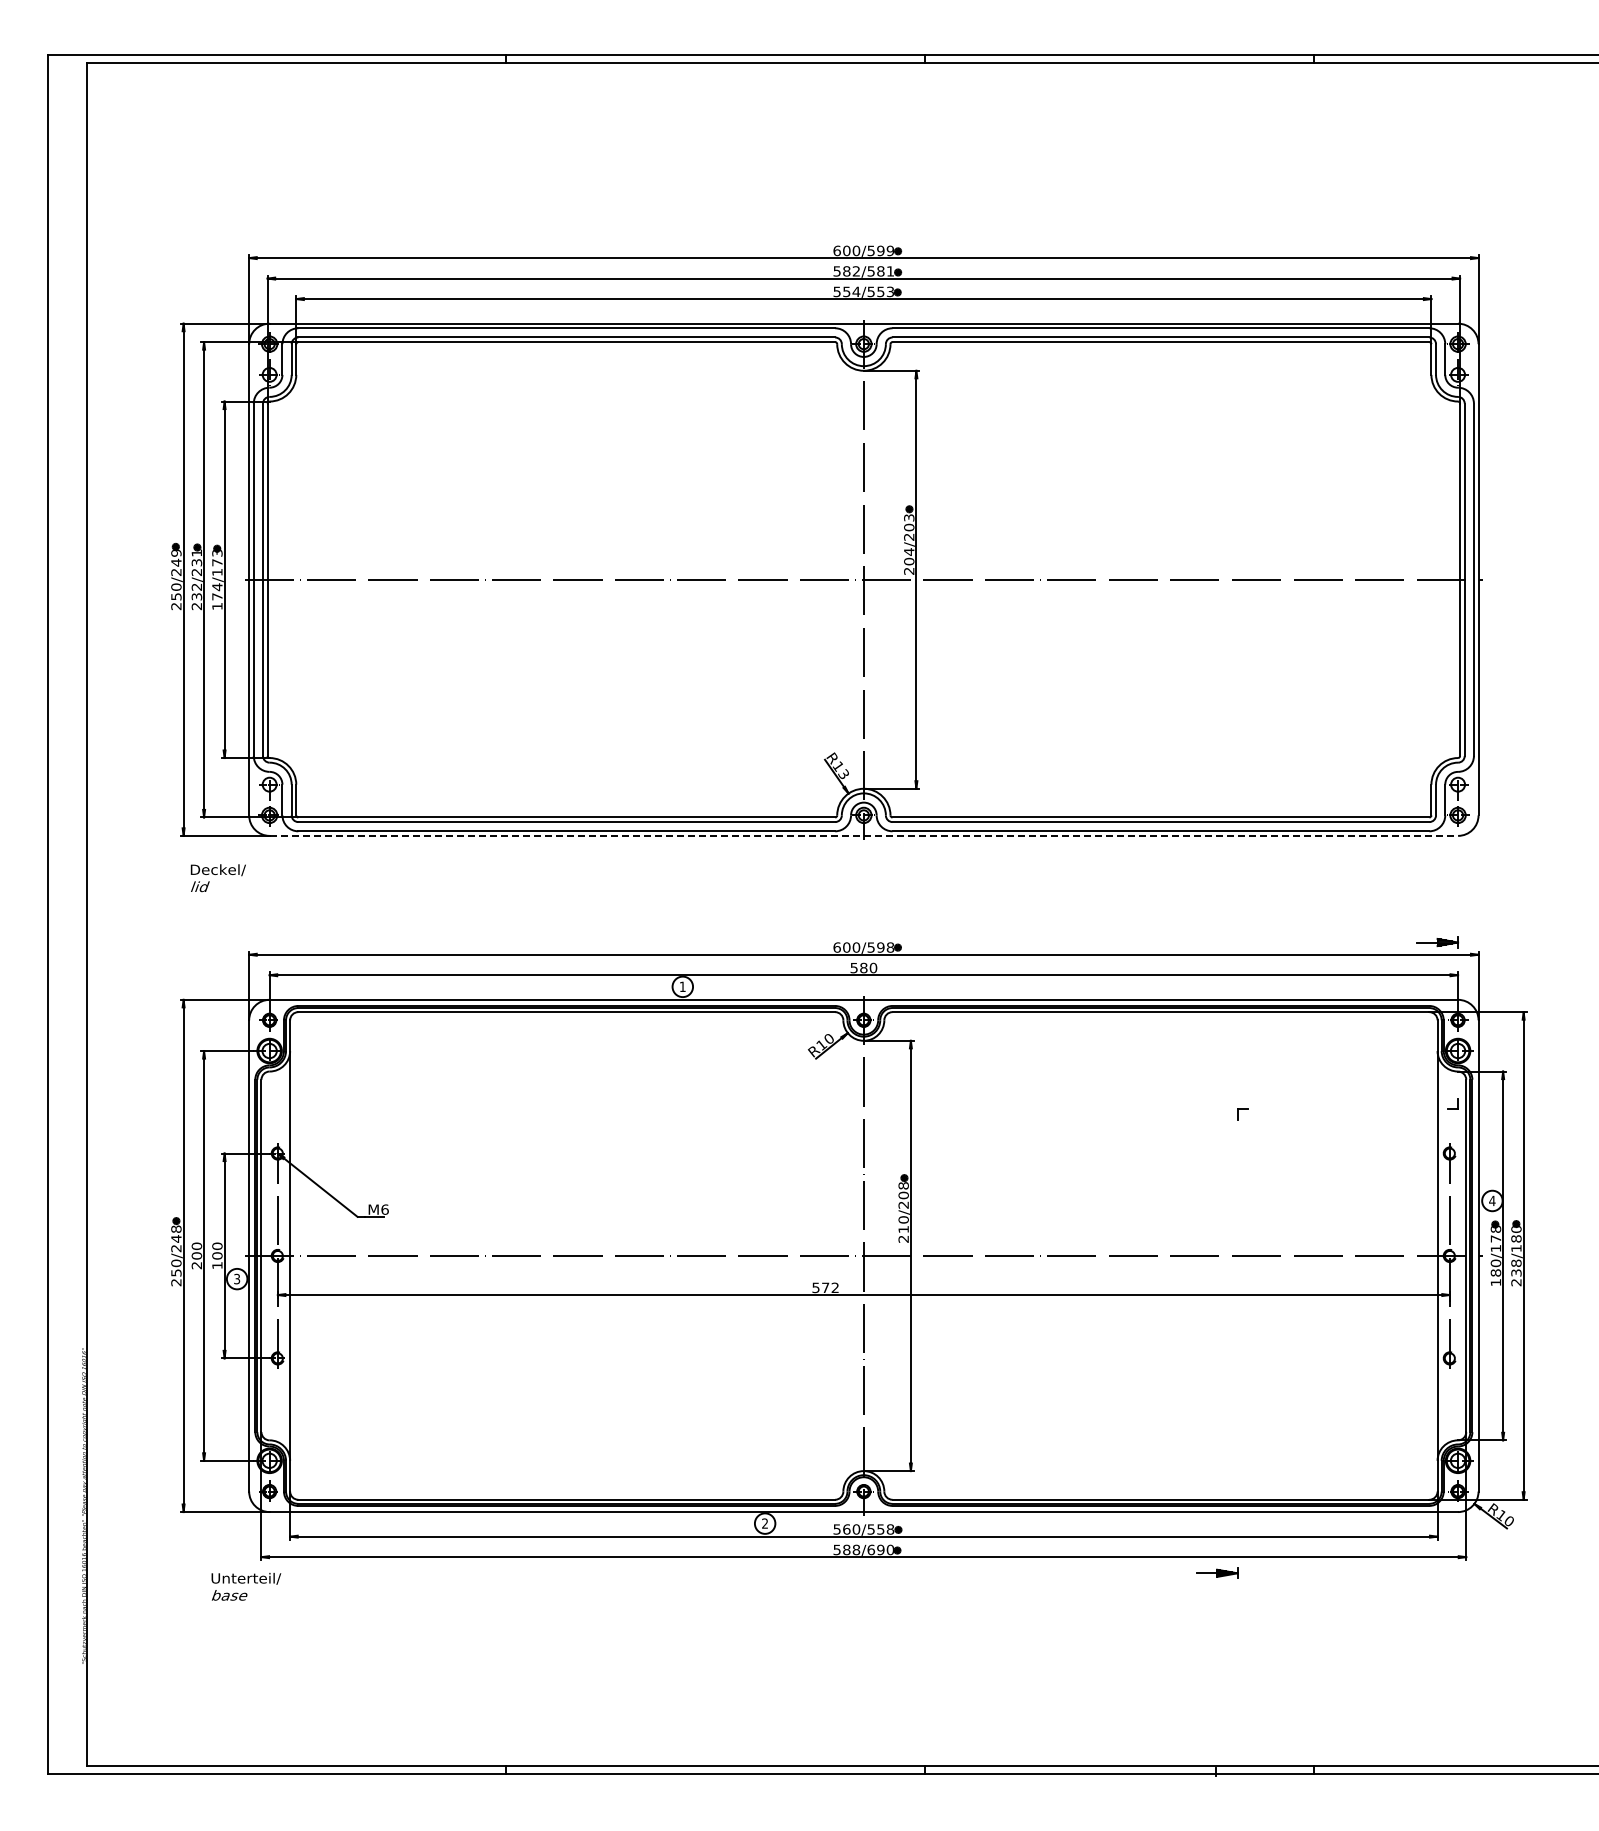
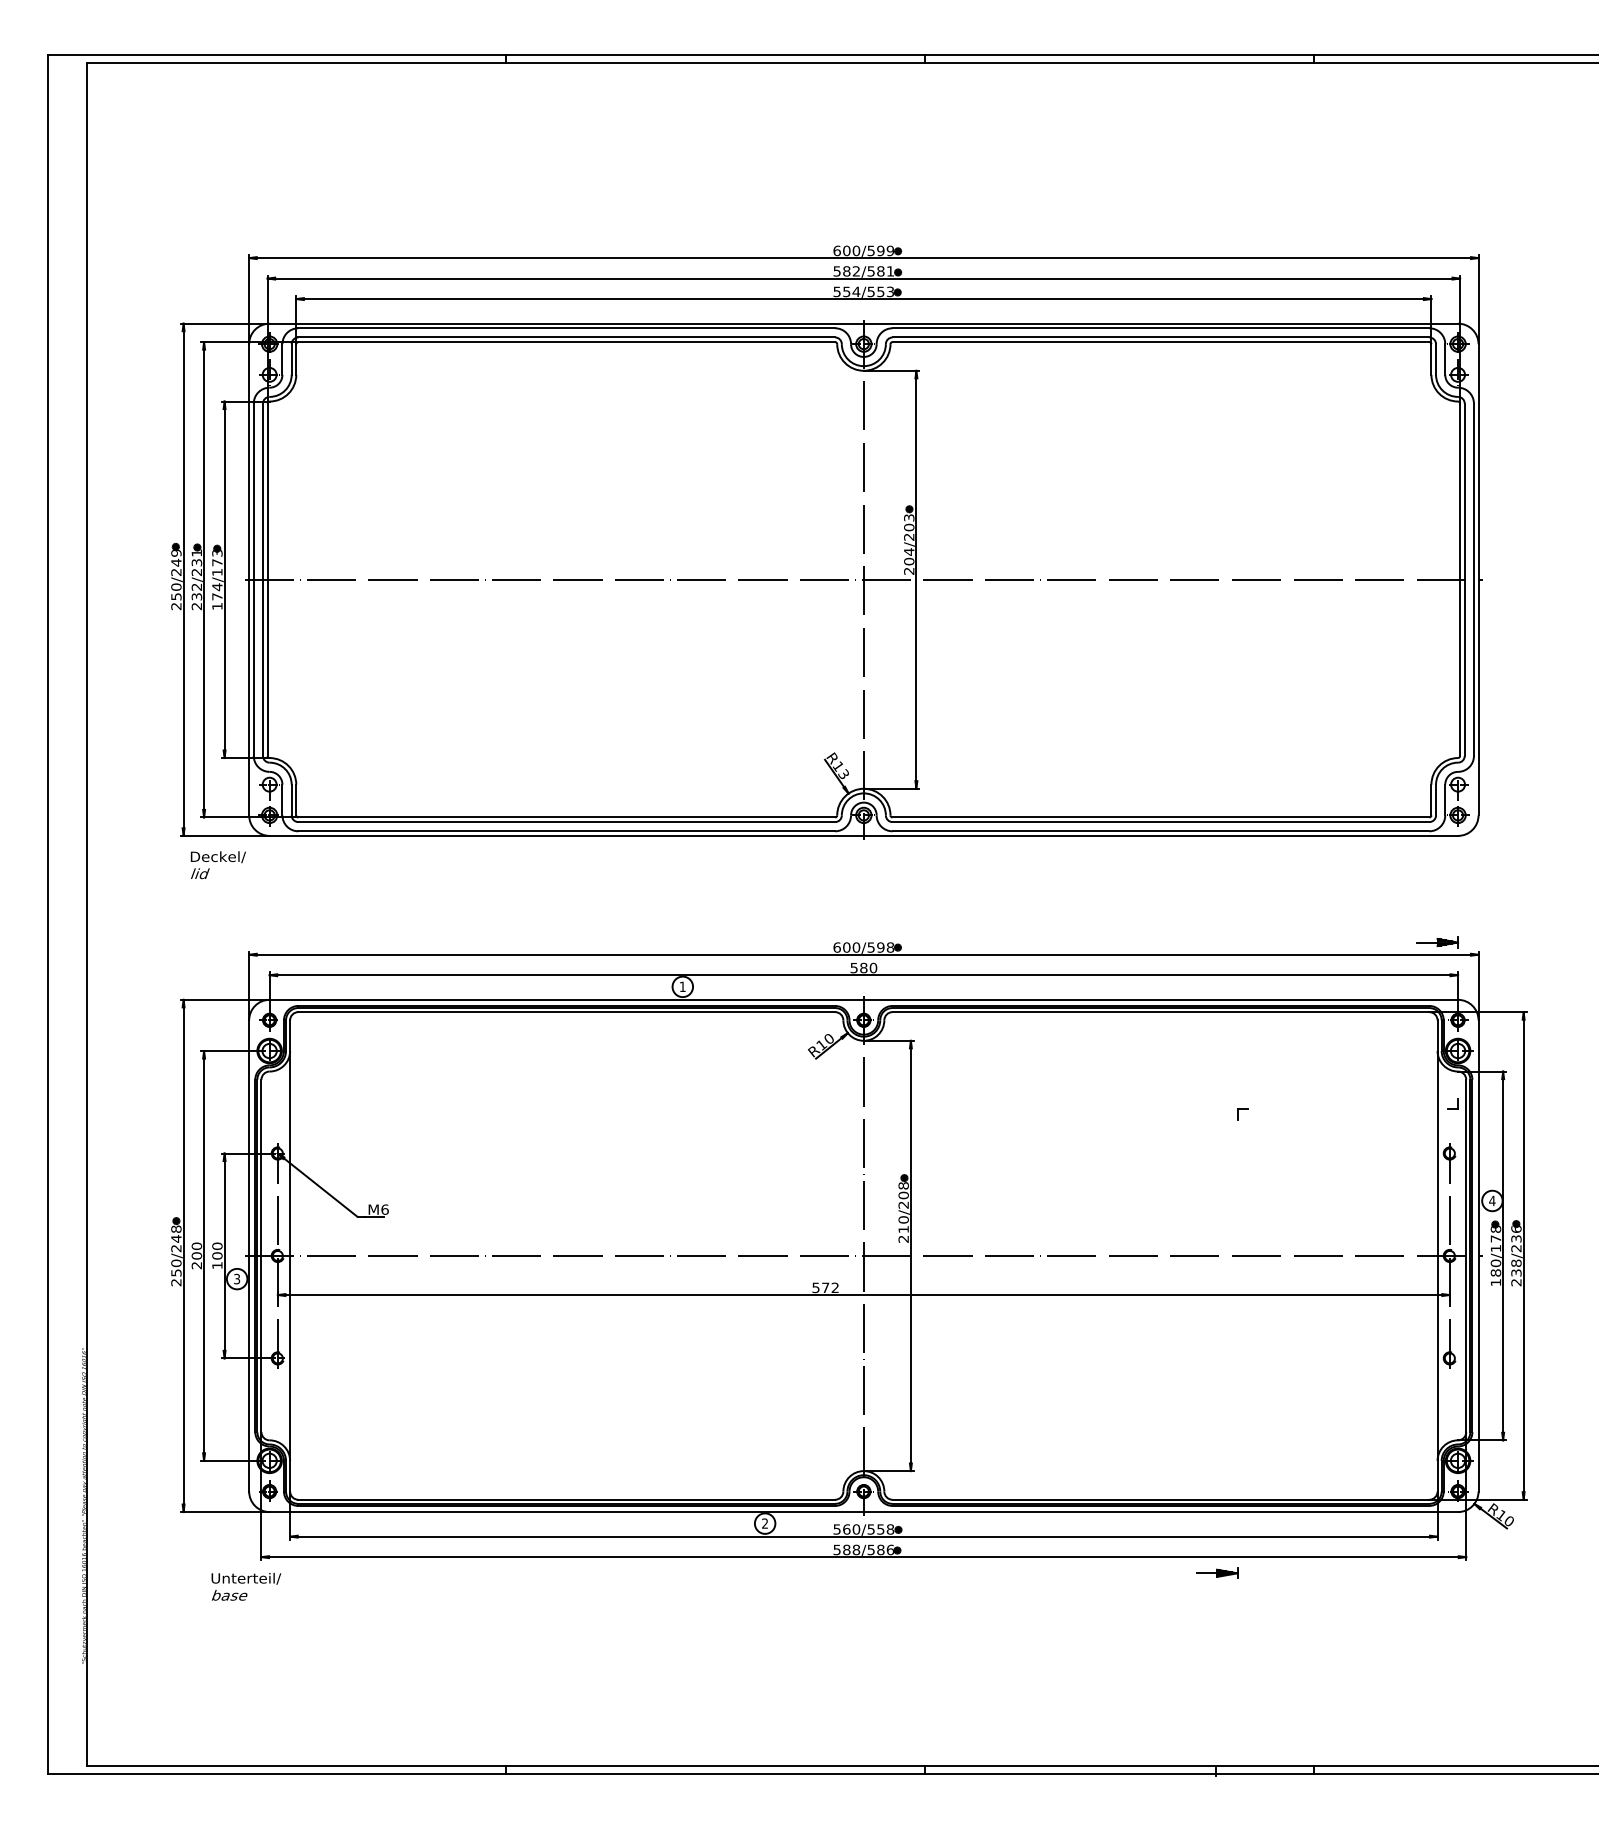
line: dashed -> solid (864, 835)
text position: (217, 878) -> (217, 865) (217, 865)
text: 238/180 -> 238/236 (1516, 1239)
text: 588/690 -> 588/586 (880, 1549)
